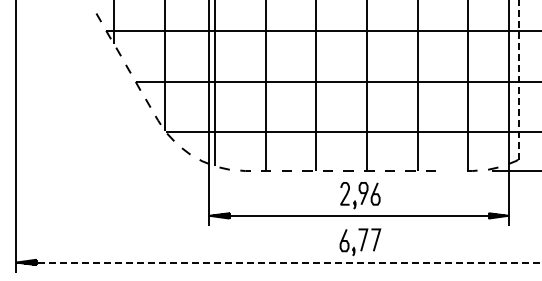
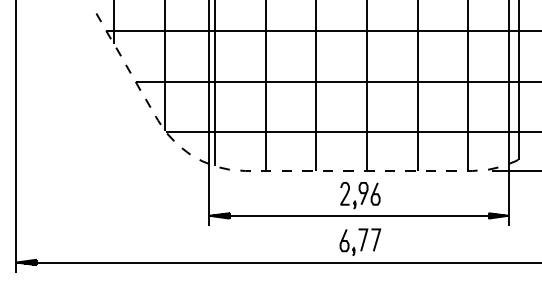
line: dashed -> solid (518, 79)
line: none -> present (451, 170)
line: dashed -> solid (279, 262)
